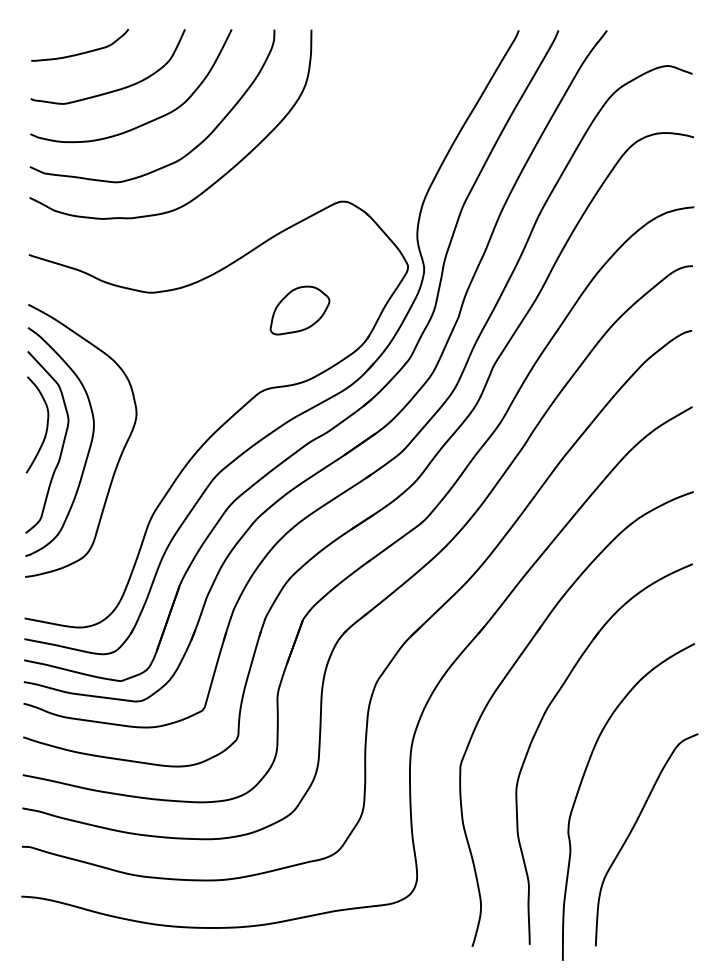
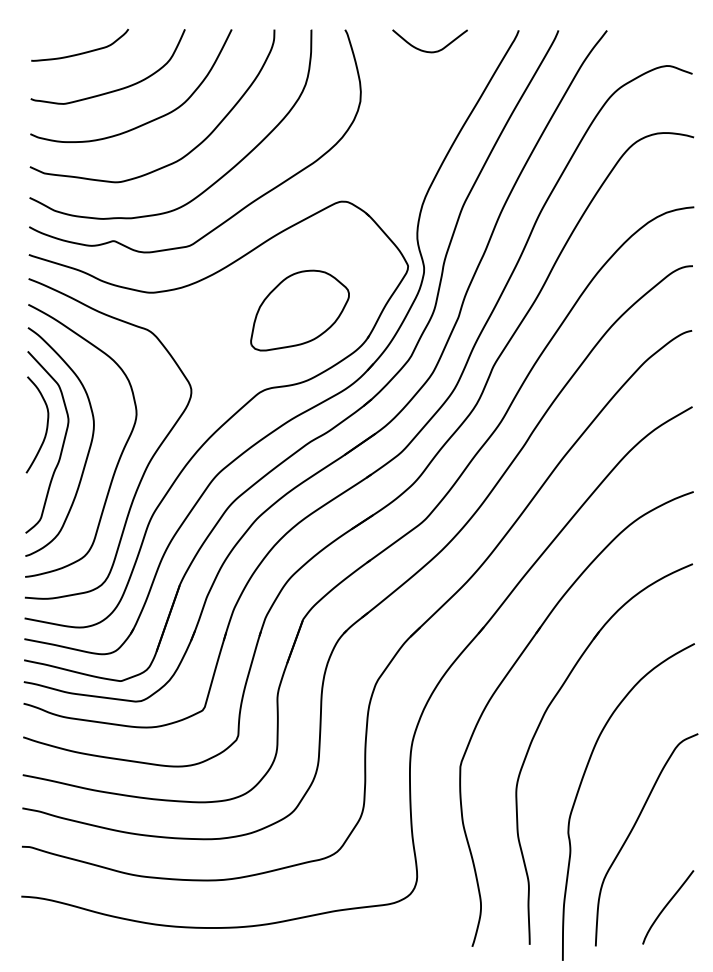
curve: none -> present (426, 50)
curve: none -> present (241, 208)
part size: 62x51 px -> 100x83 px (299, 310)
curve: none -> present (147, 463)
curve: none -> present (666, 907)
